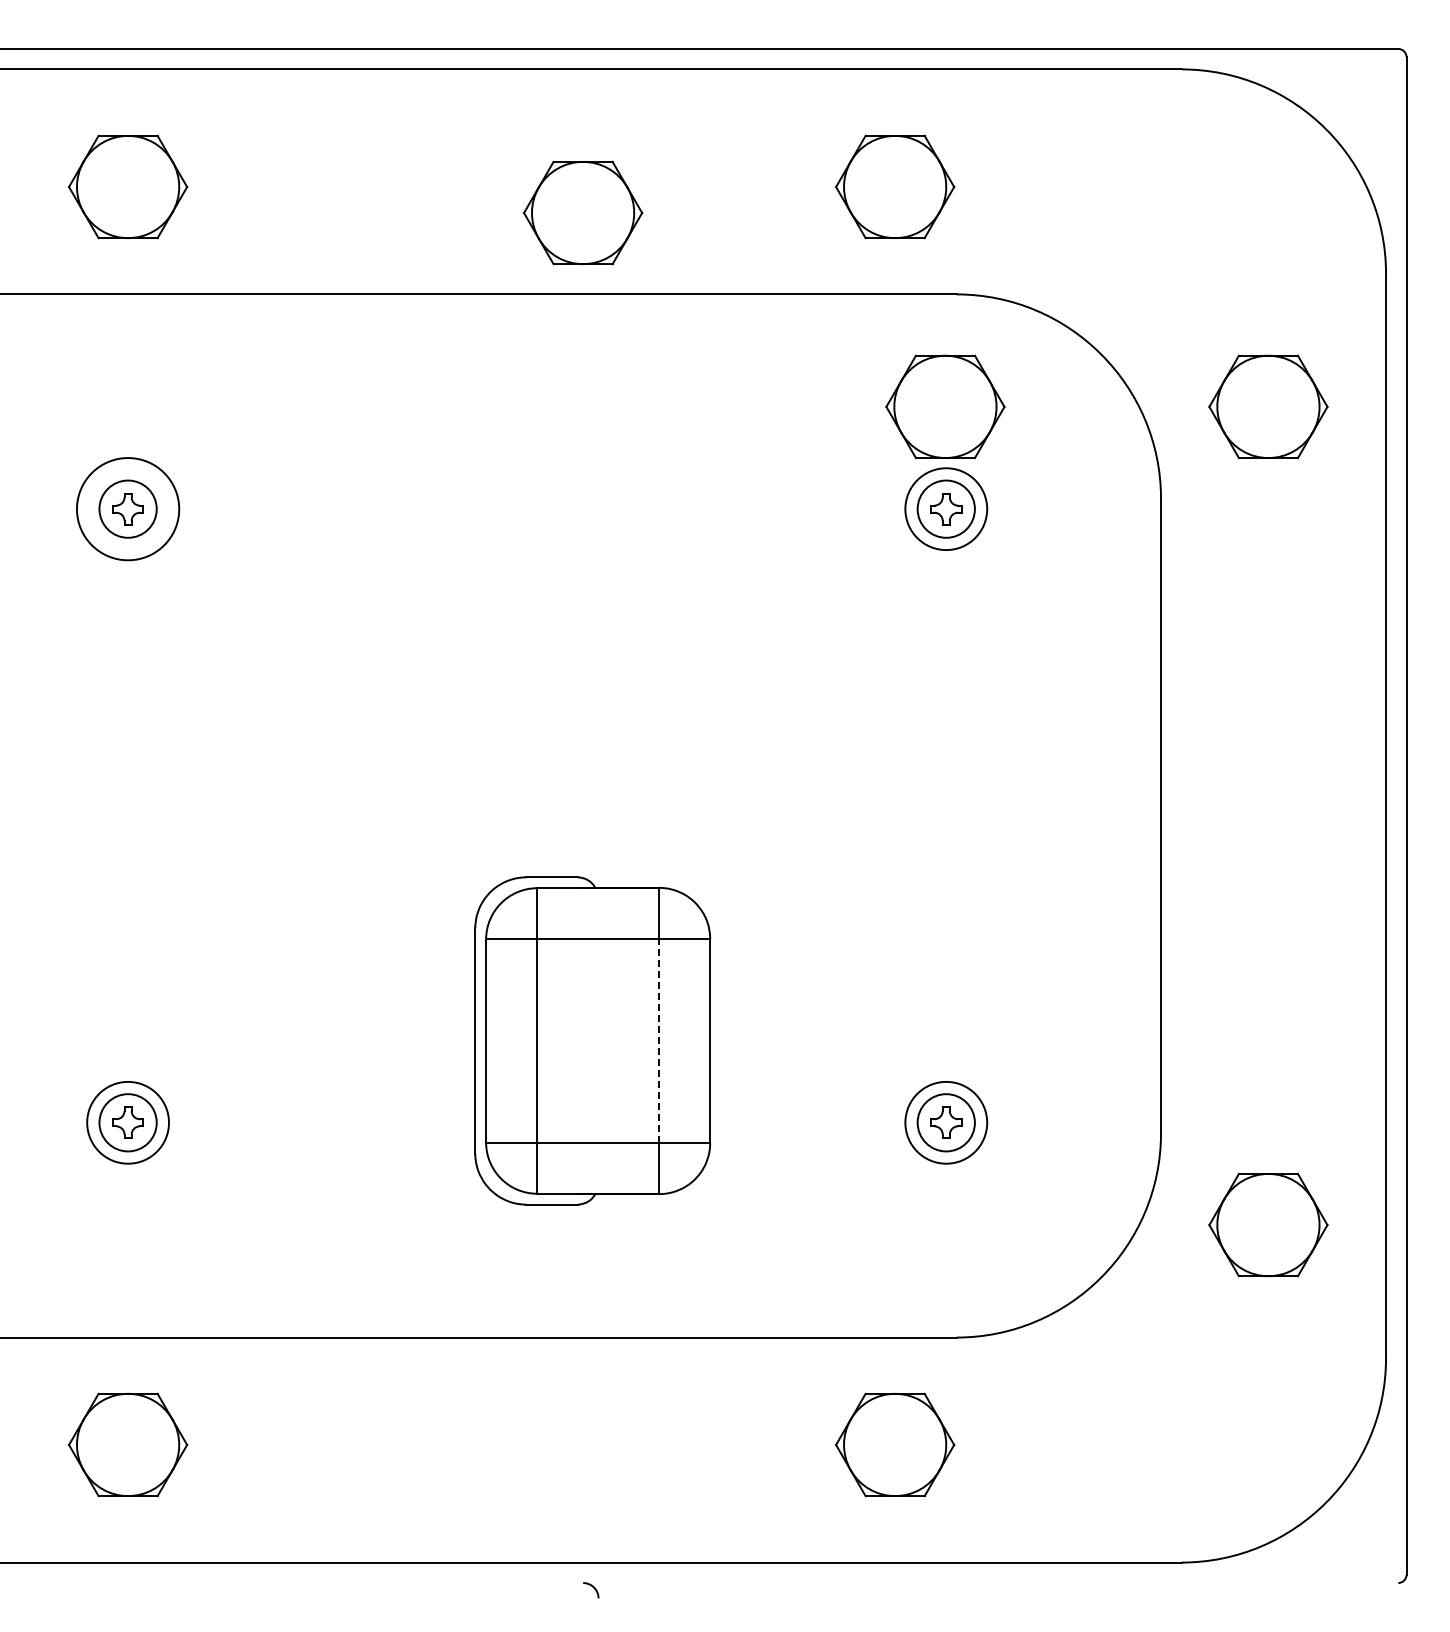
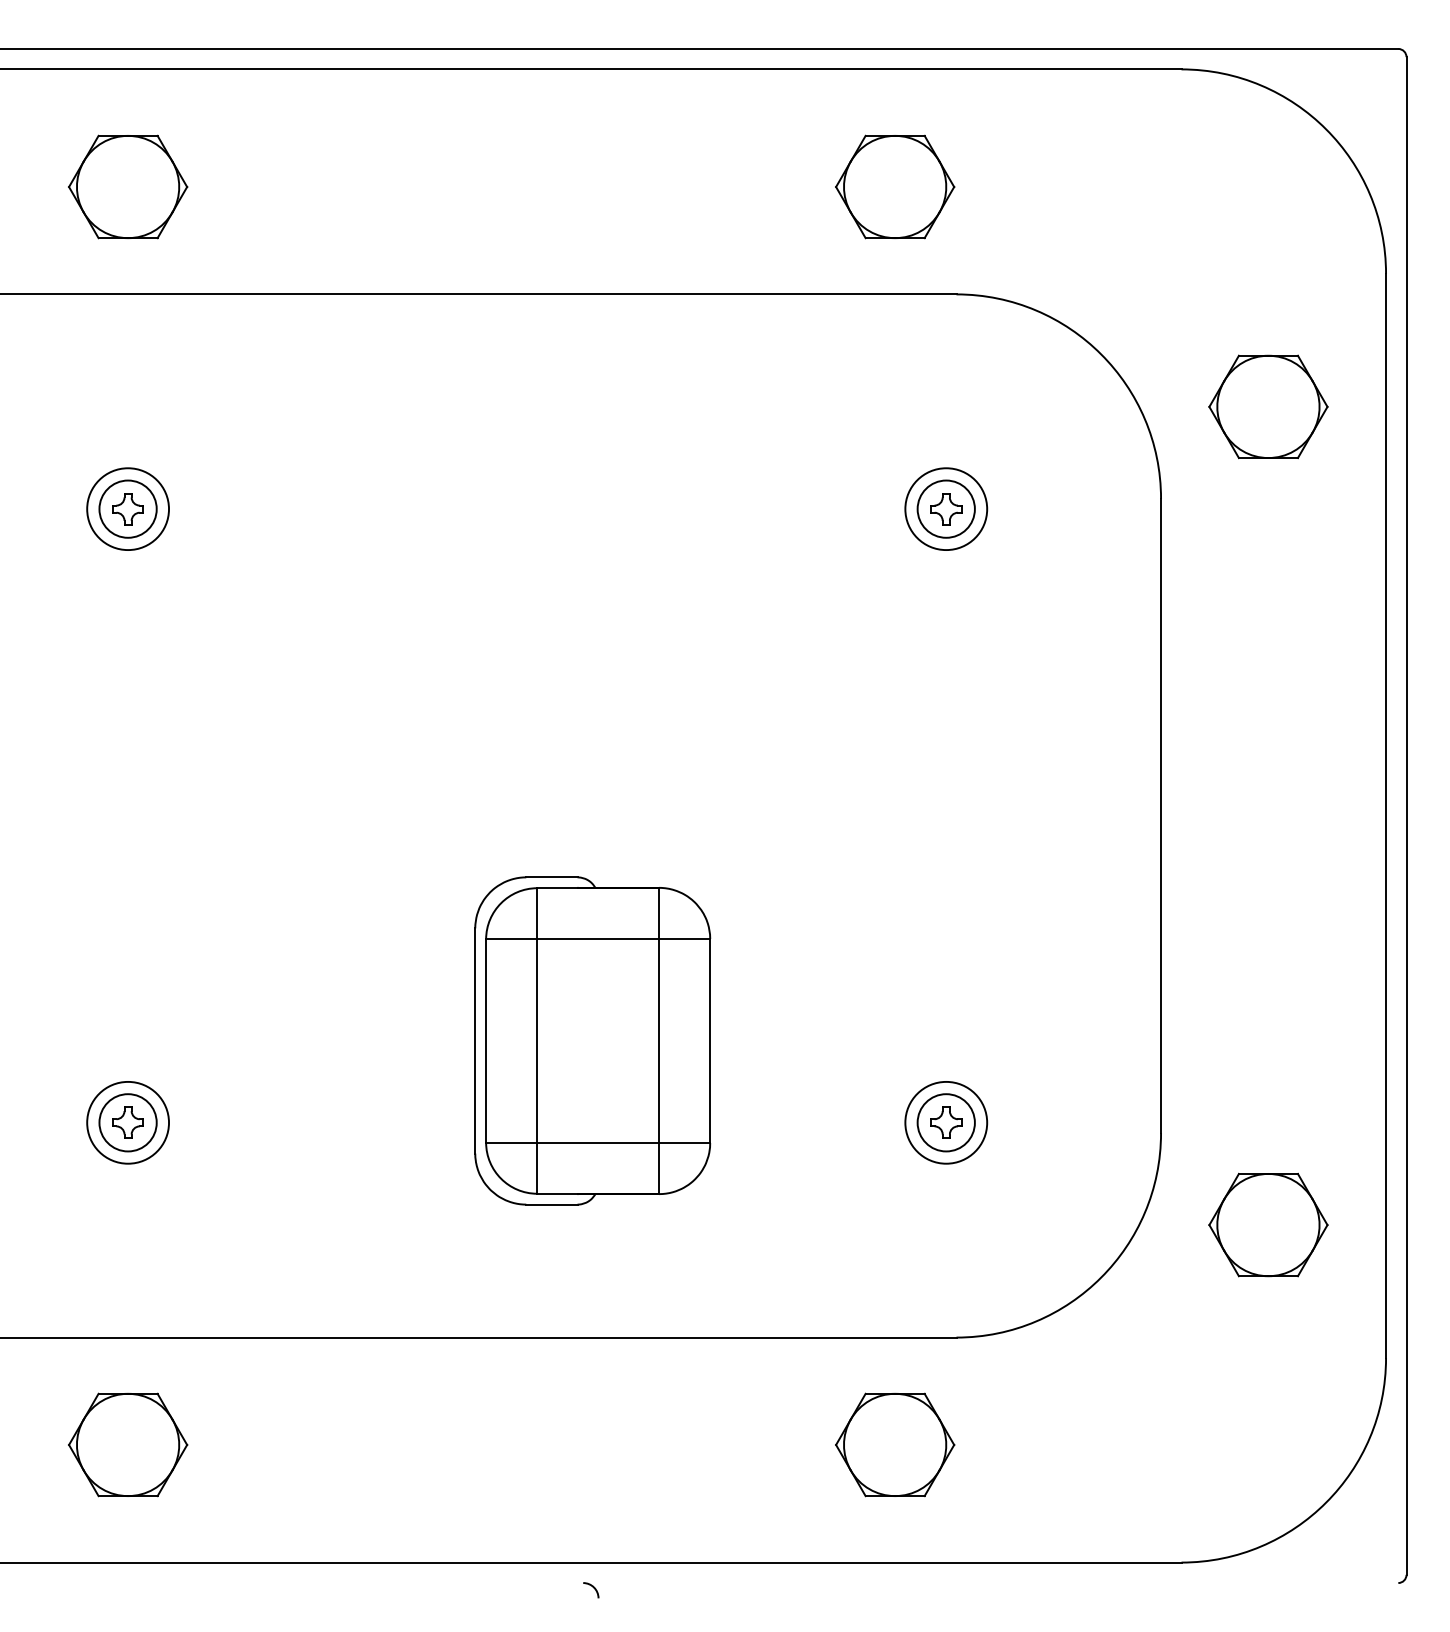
part: present -> none (583, 212)
part: present -> none (945, 406)
circle diameter: 102 px -> 82 px (128, 509)
line: dashed -> solid (658, 1040)
